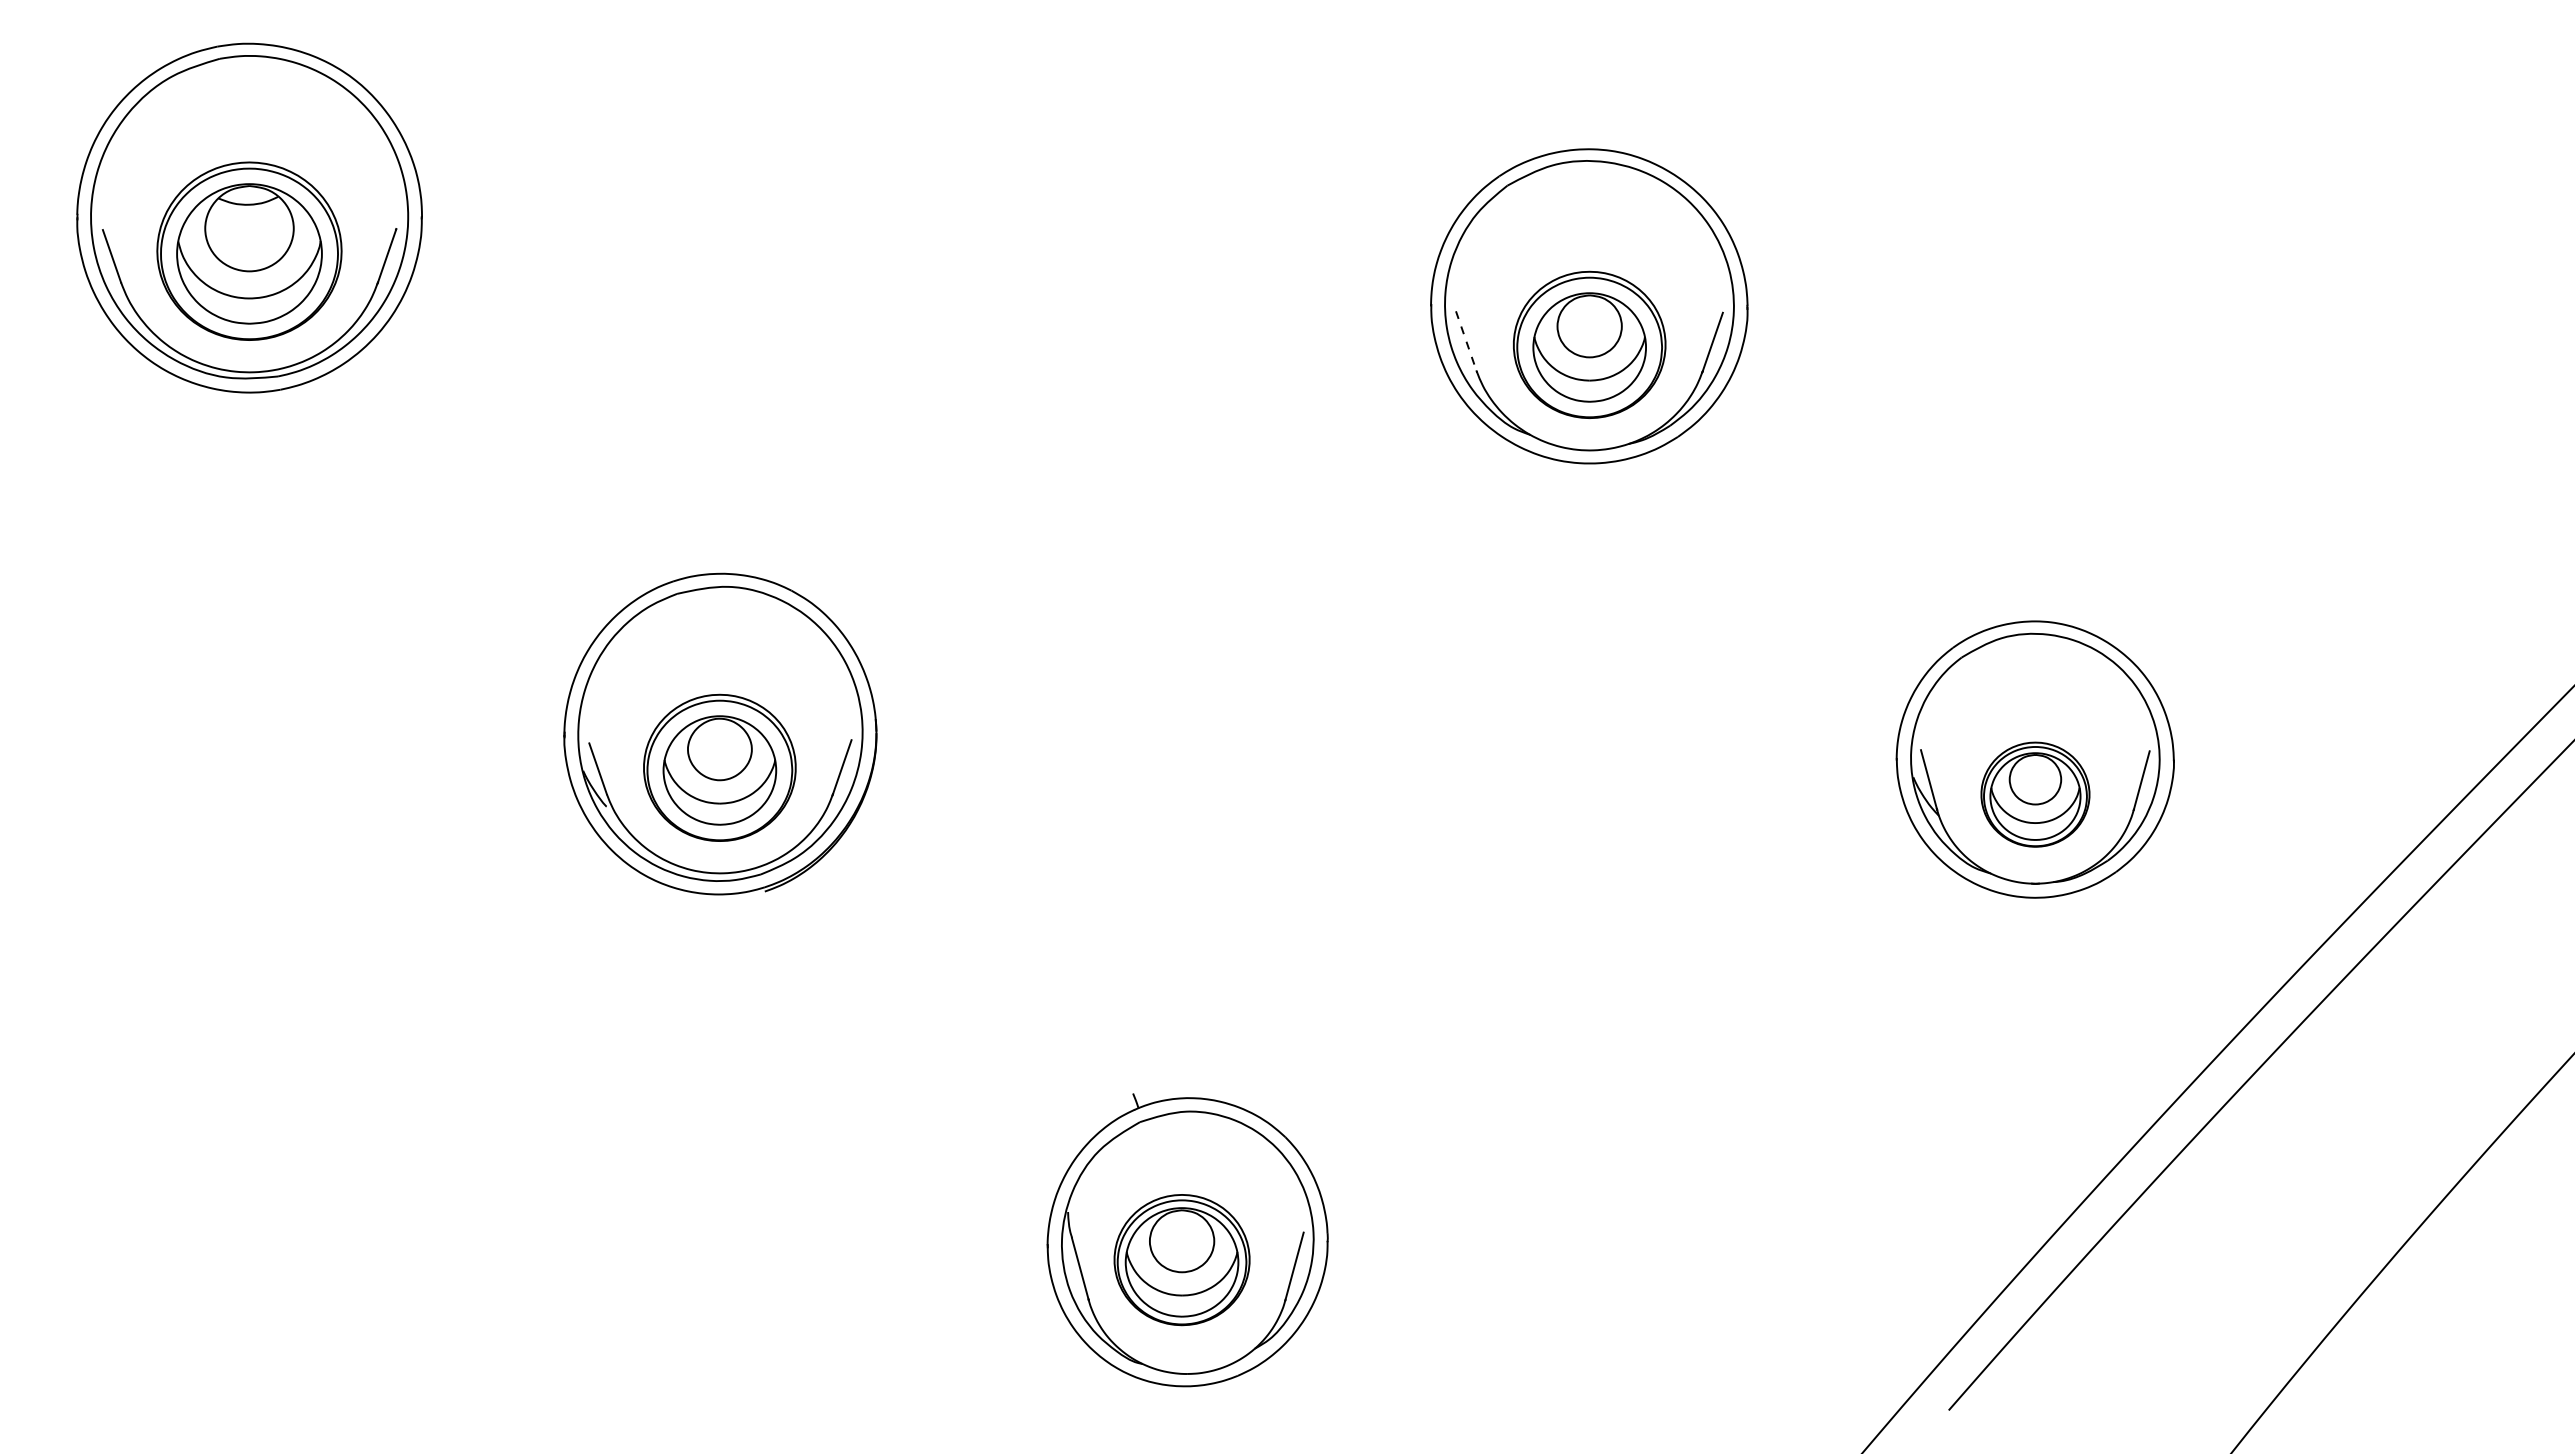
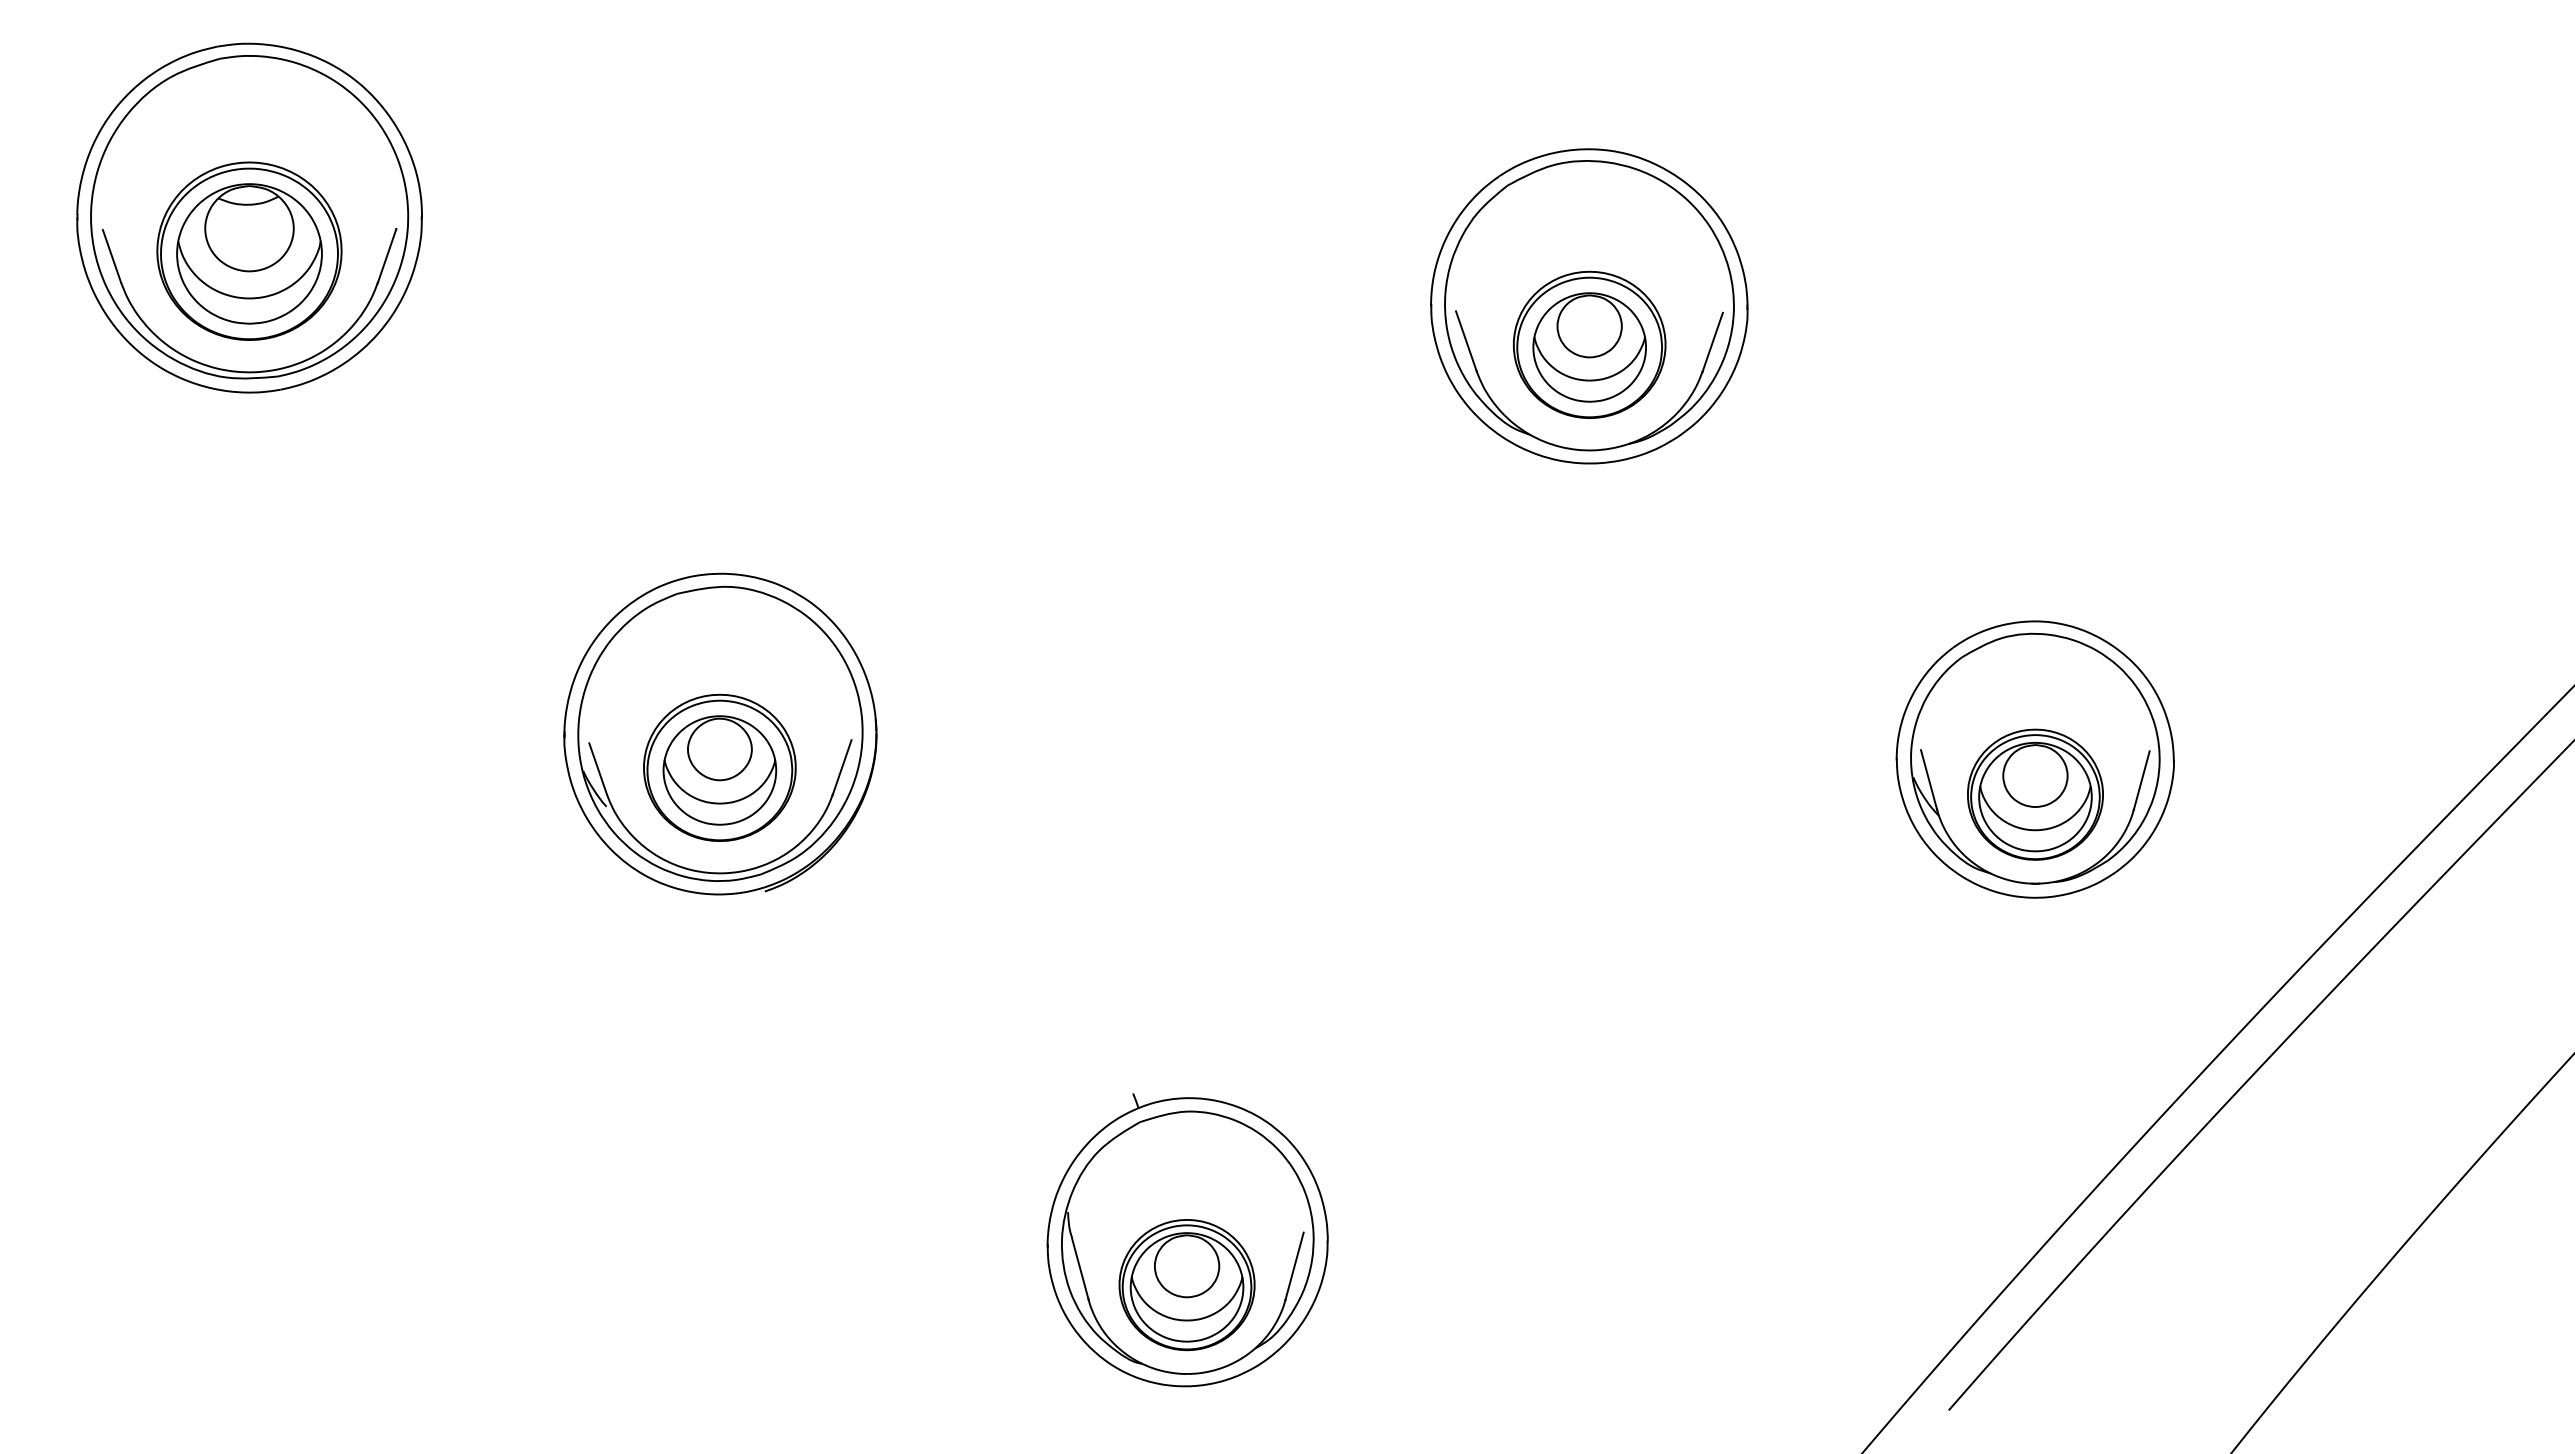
line: dashed -> solid (1466, 341)
part size: 111x107 px -> 137x133 px (2035, 794)
part position: (1181, 1260) -> (1186, 1285) (1186, 1285)
